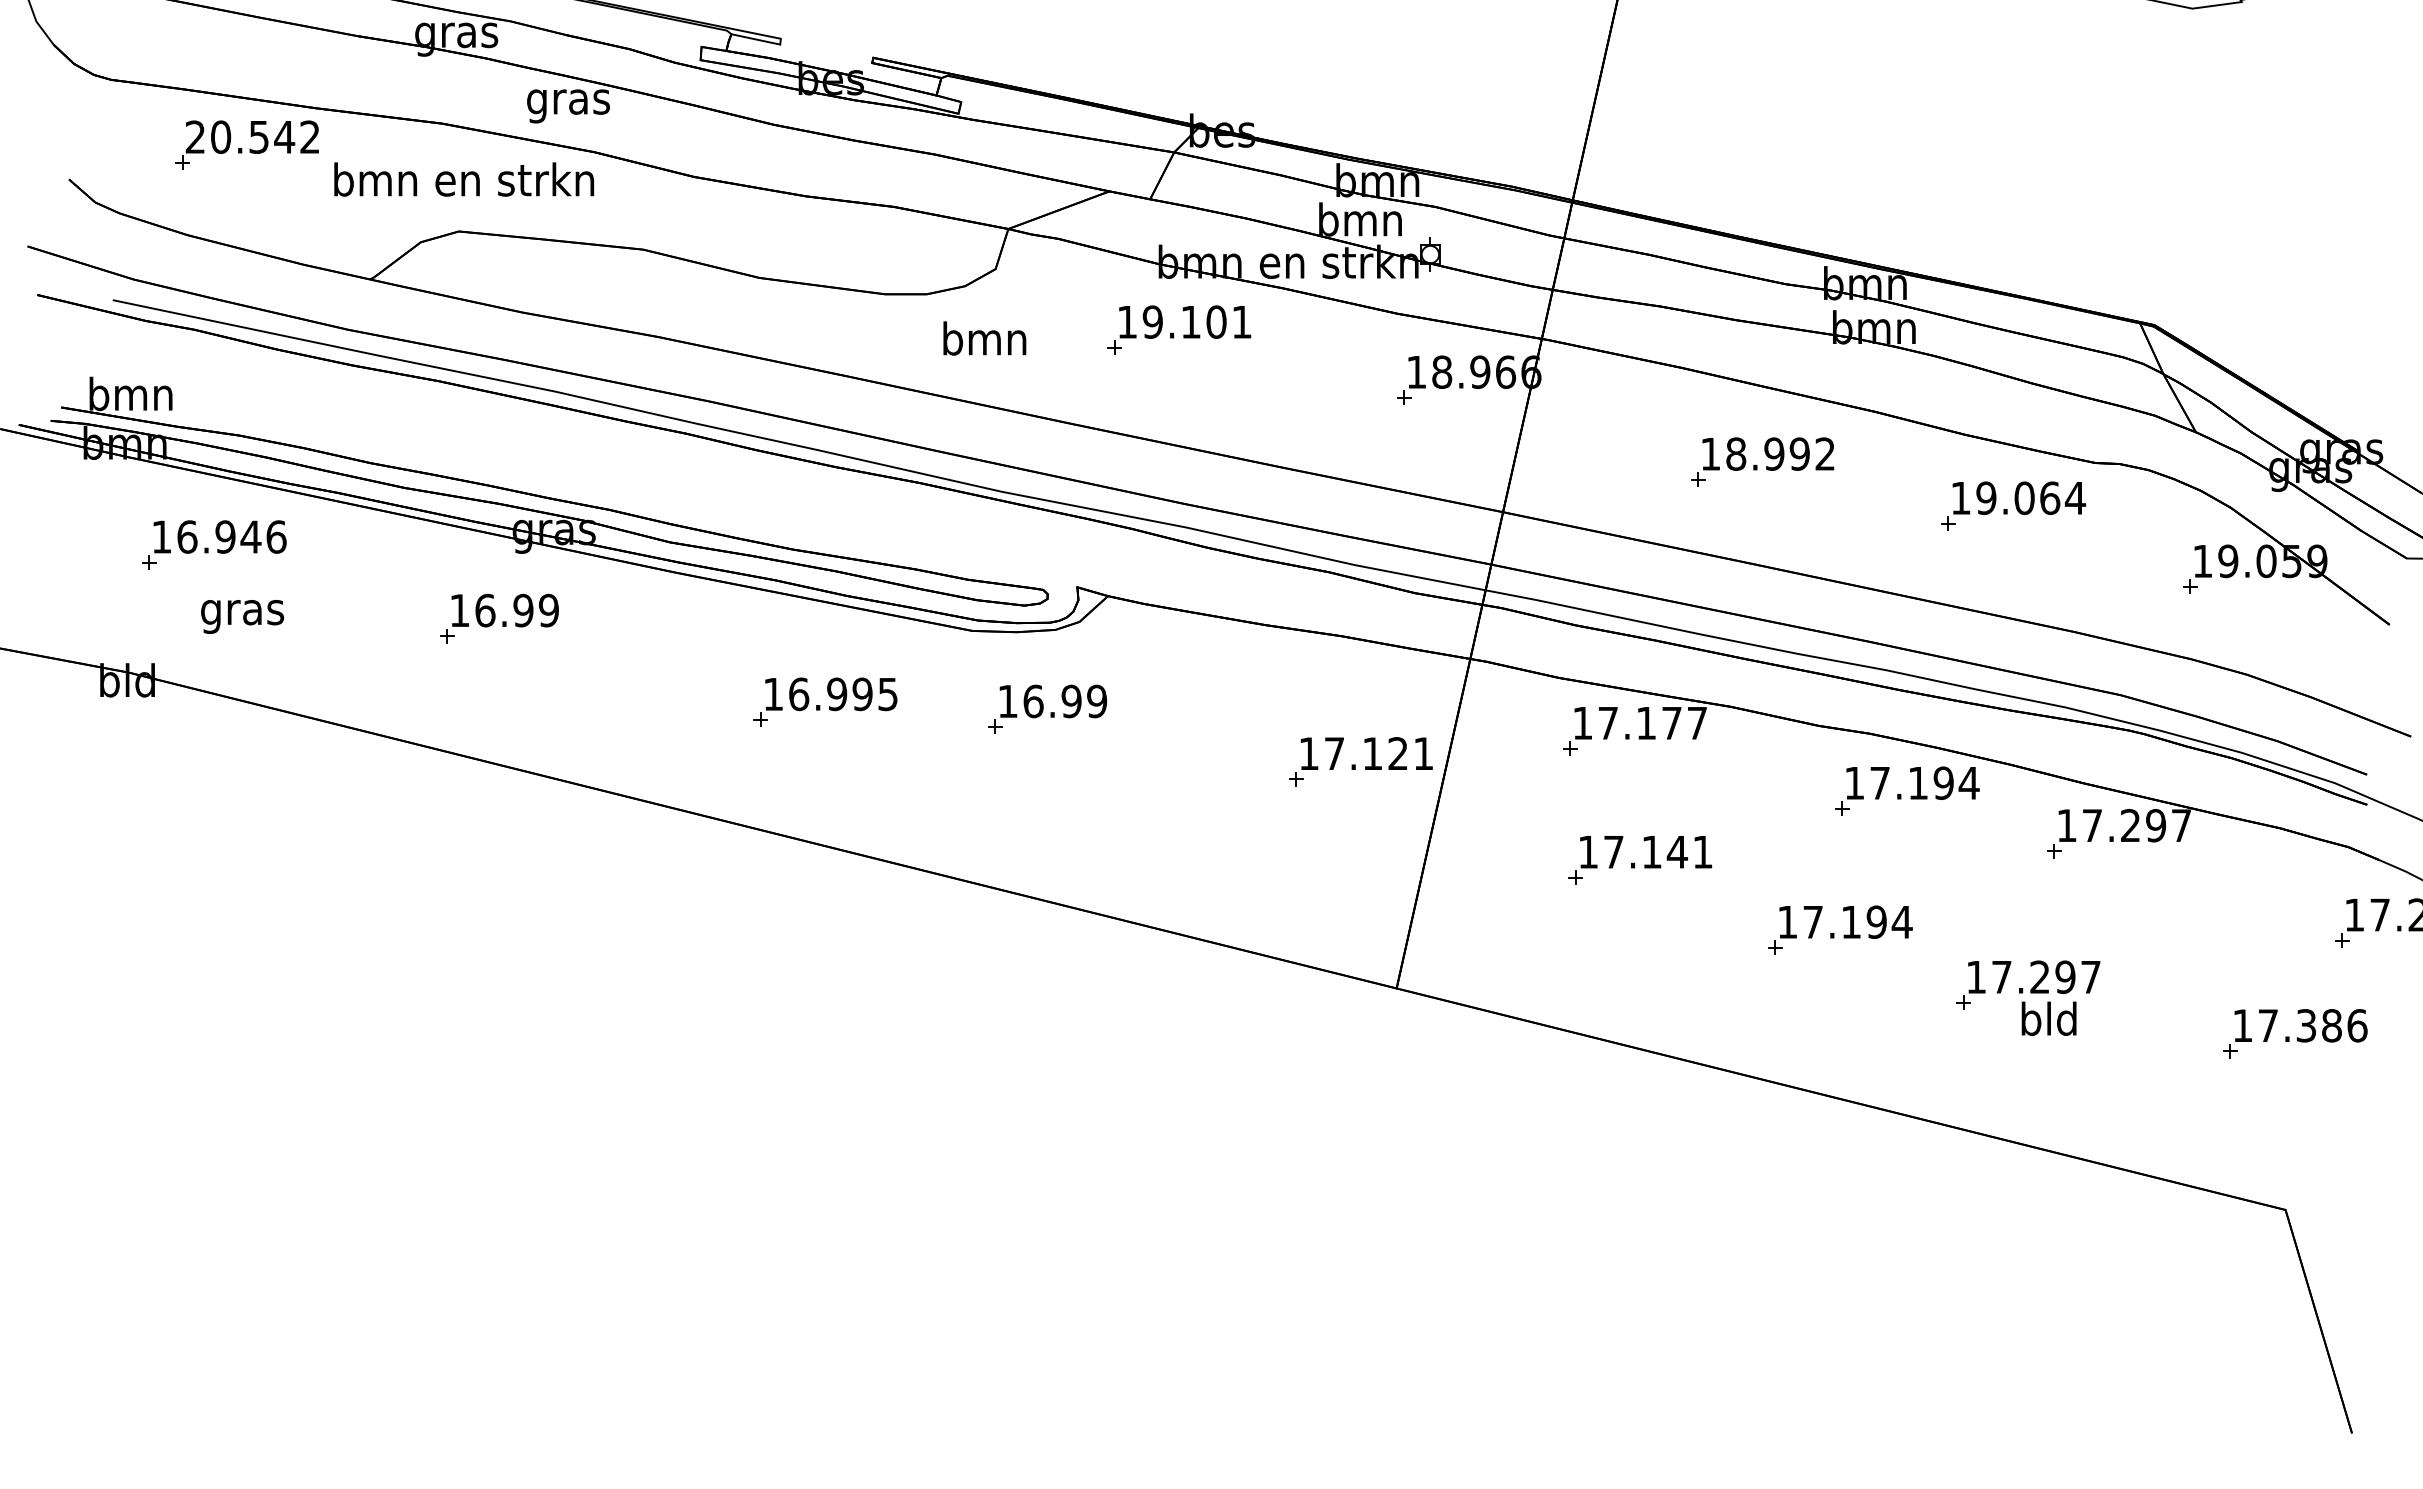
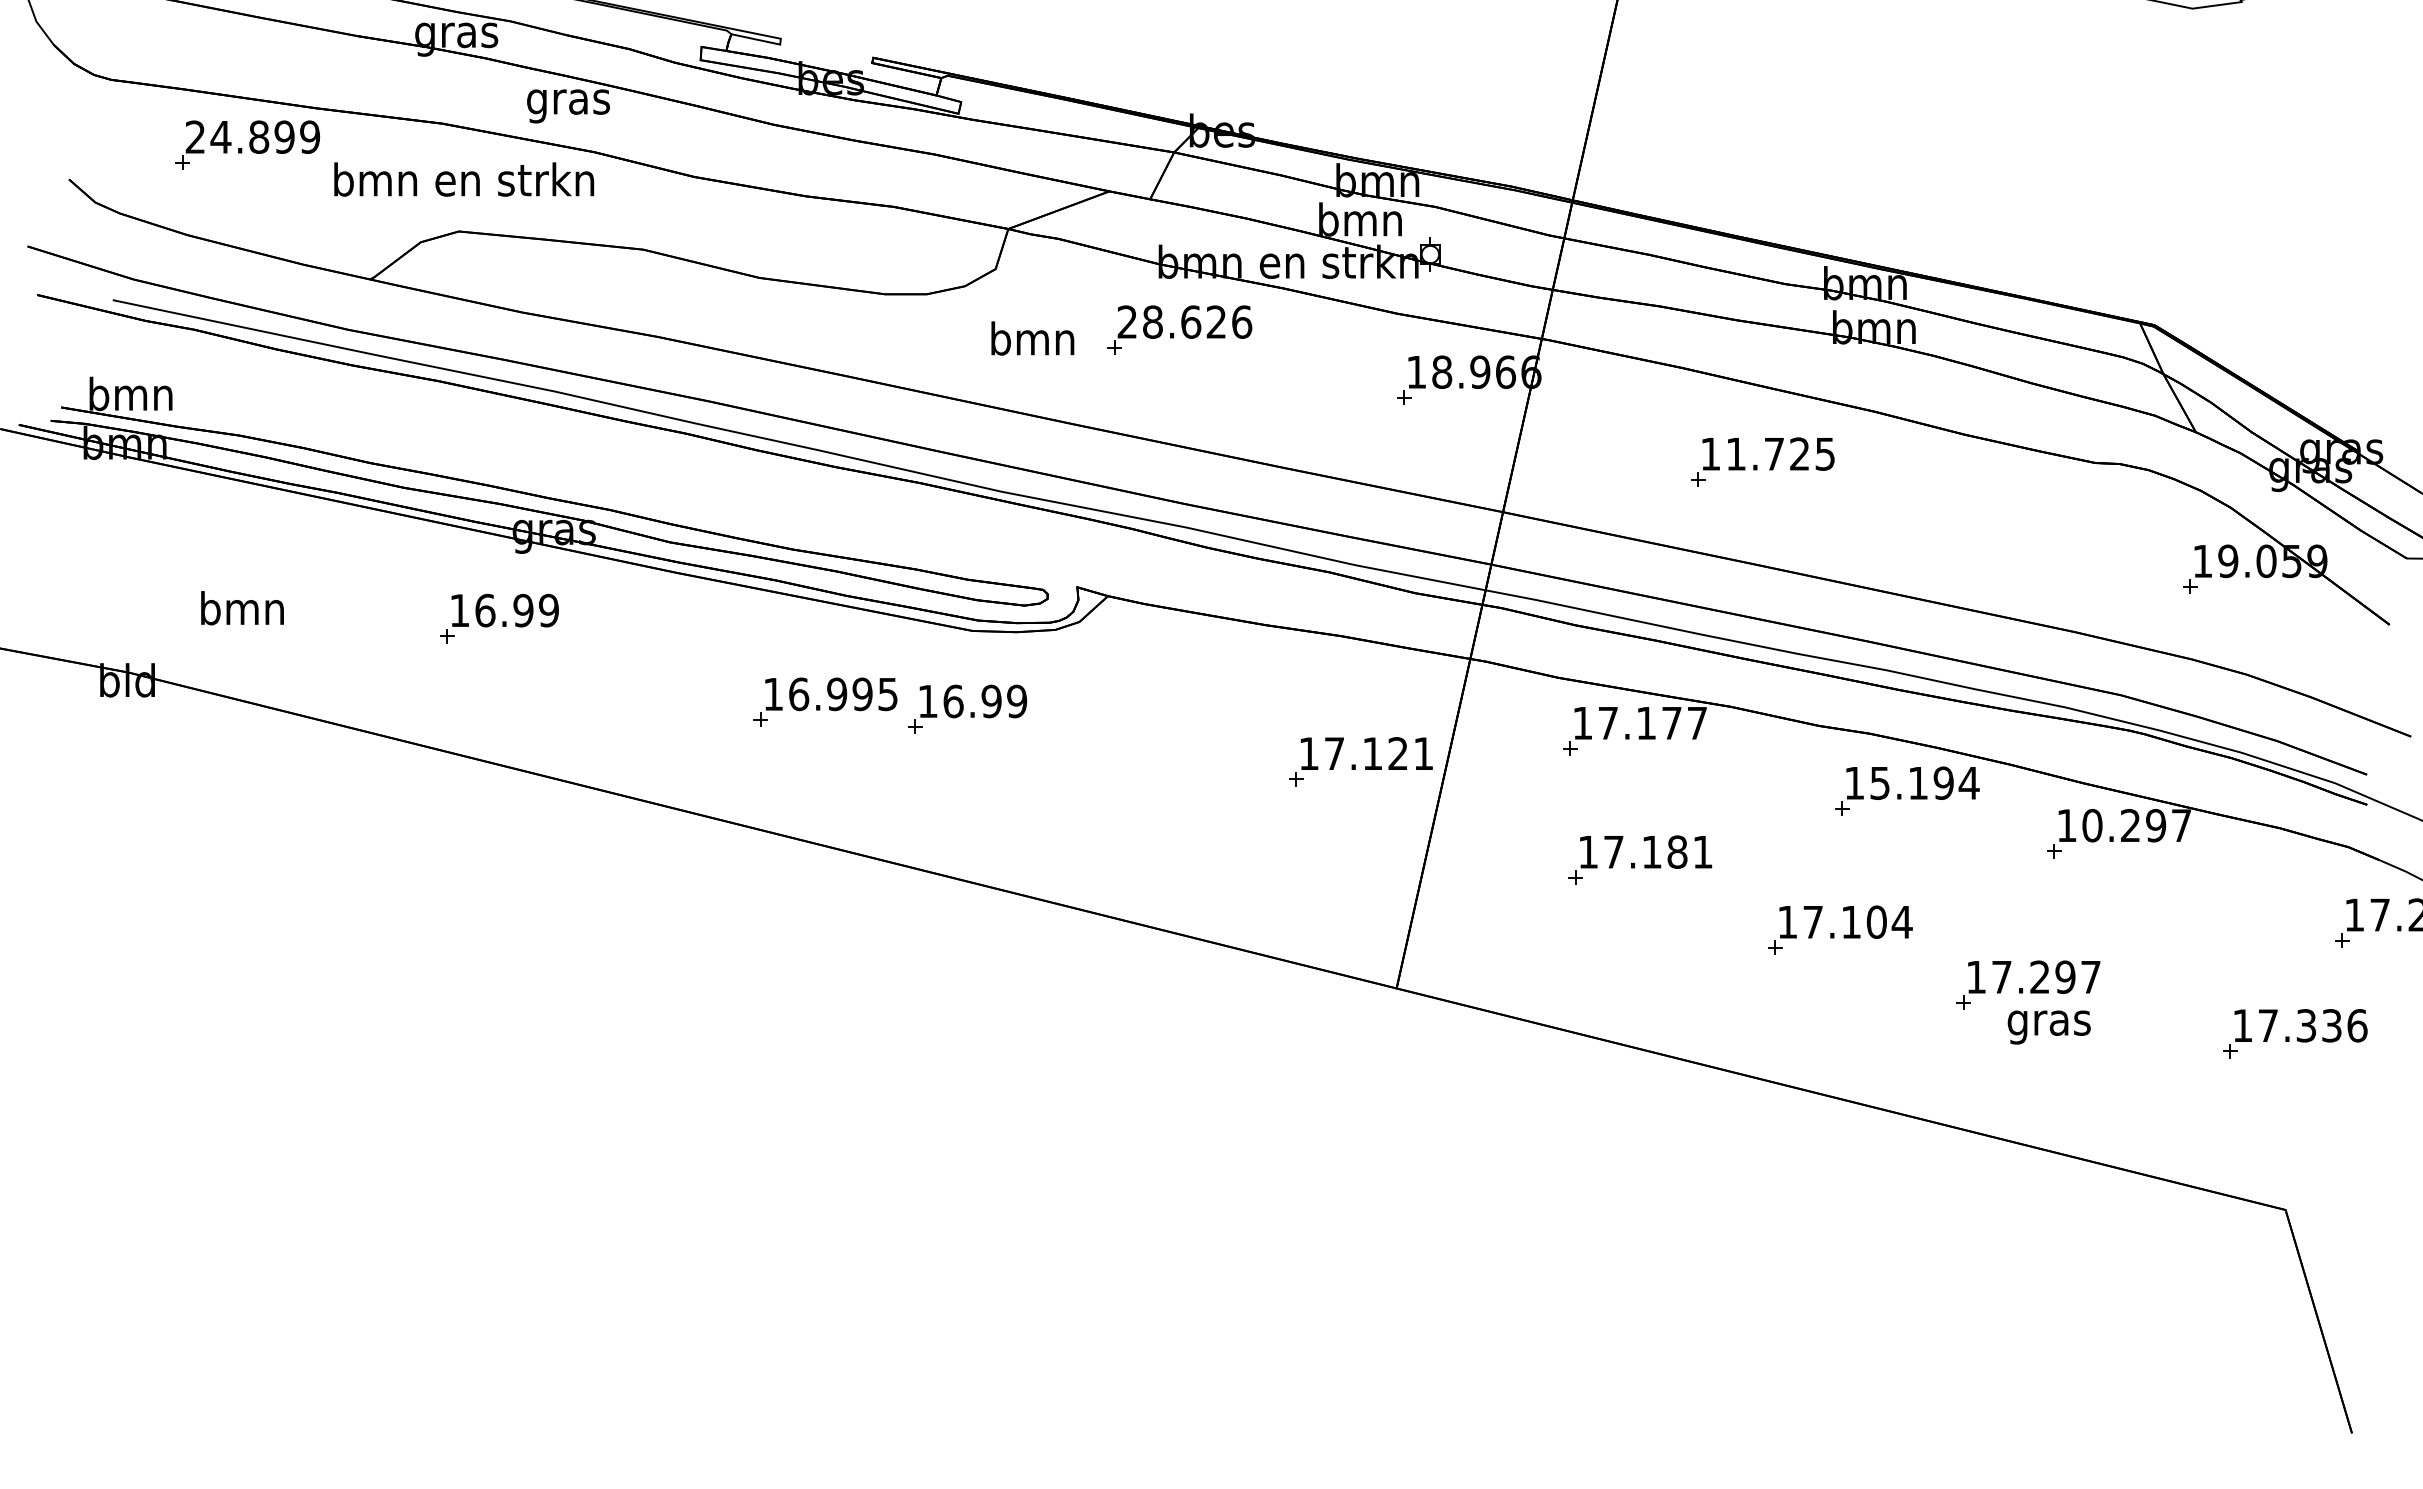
text: 20.542 -> 24.899 (265, 136)
text: 19.101 -> 28.626 (1184, 321)
text position: (984, 338) -> (1032, 338) (1032, 338)
text: 18.992 -> 11.725 (1780, 453)
part: present -> none (2013, 505)
part: present -> none (214, 544)
text: gras -> bmn (242, 612)
part position: (1047, 708) -> (967, 708) (967, 708)
text: 17.194 -> 15.194 (1879, 783)
text: 17.297 -> 10.297 (2092, 825)
text: 17.141 -> 17.181 (1677, 851)
text: 17.194 -> 17.104 (1876, 921)
text: bld -> gras (2048, 1022)
text: 17.386 -> 17.336 (2331, 1025)
